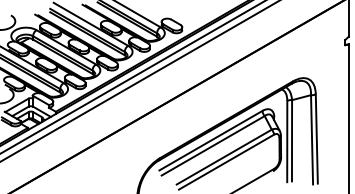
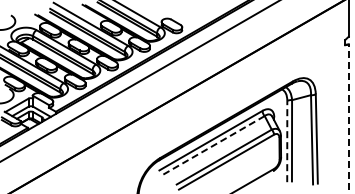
line: present -> none (132, 77)
line: solid -> dashed (348, 118)
line: solid -> dashed (287, 141)
line: solid -> dashed (212, 146)
